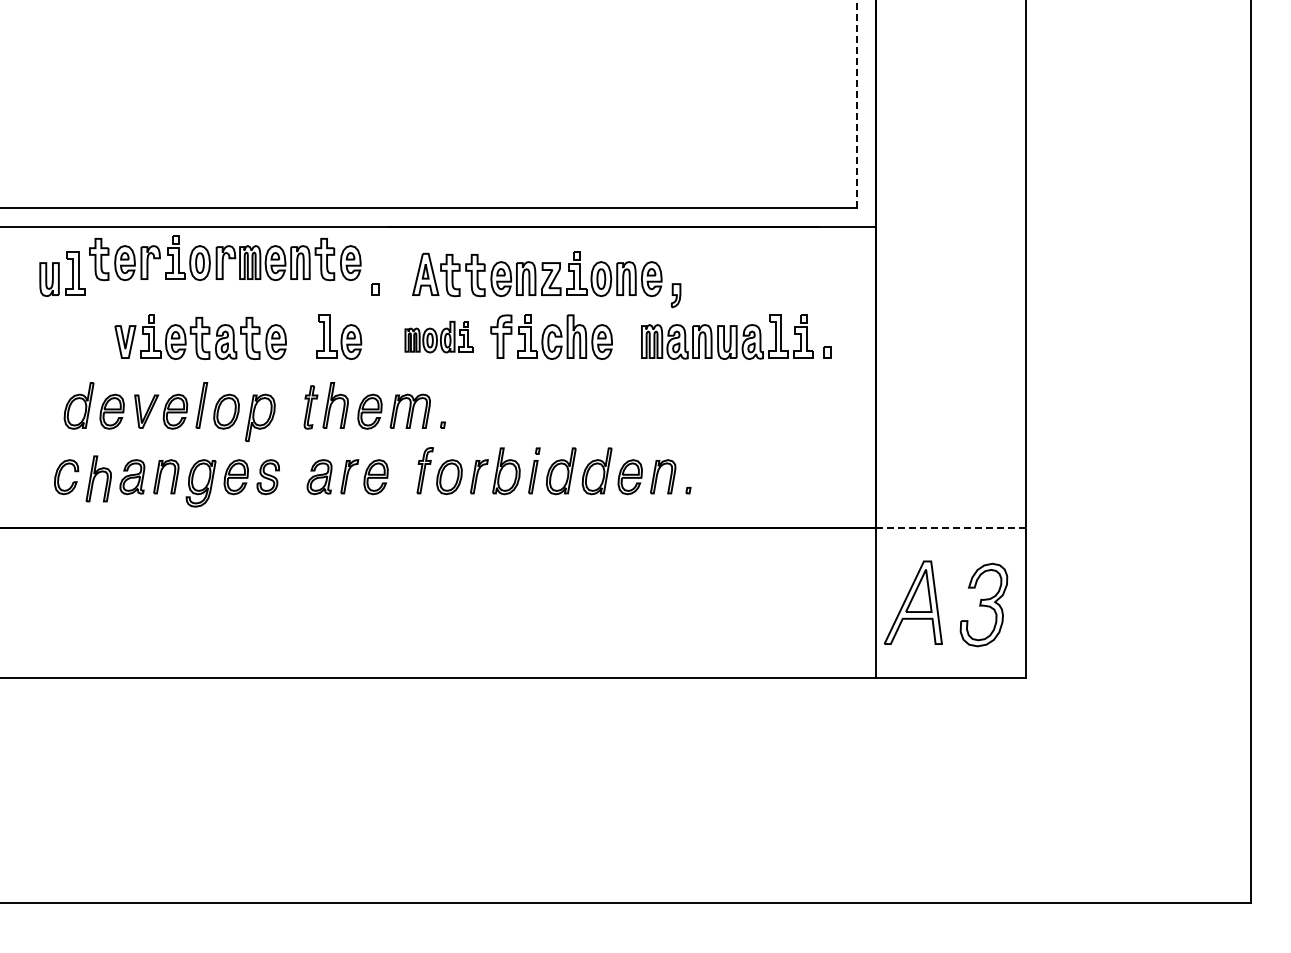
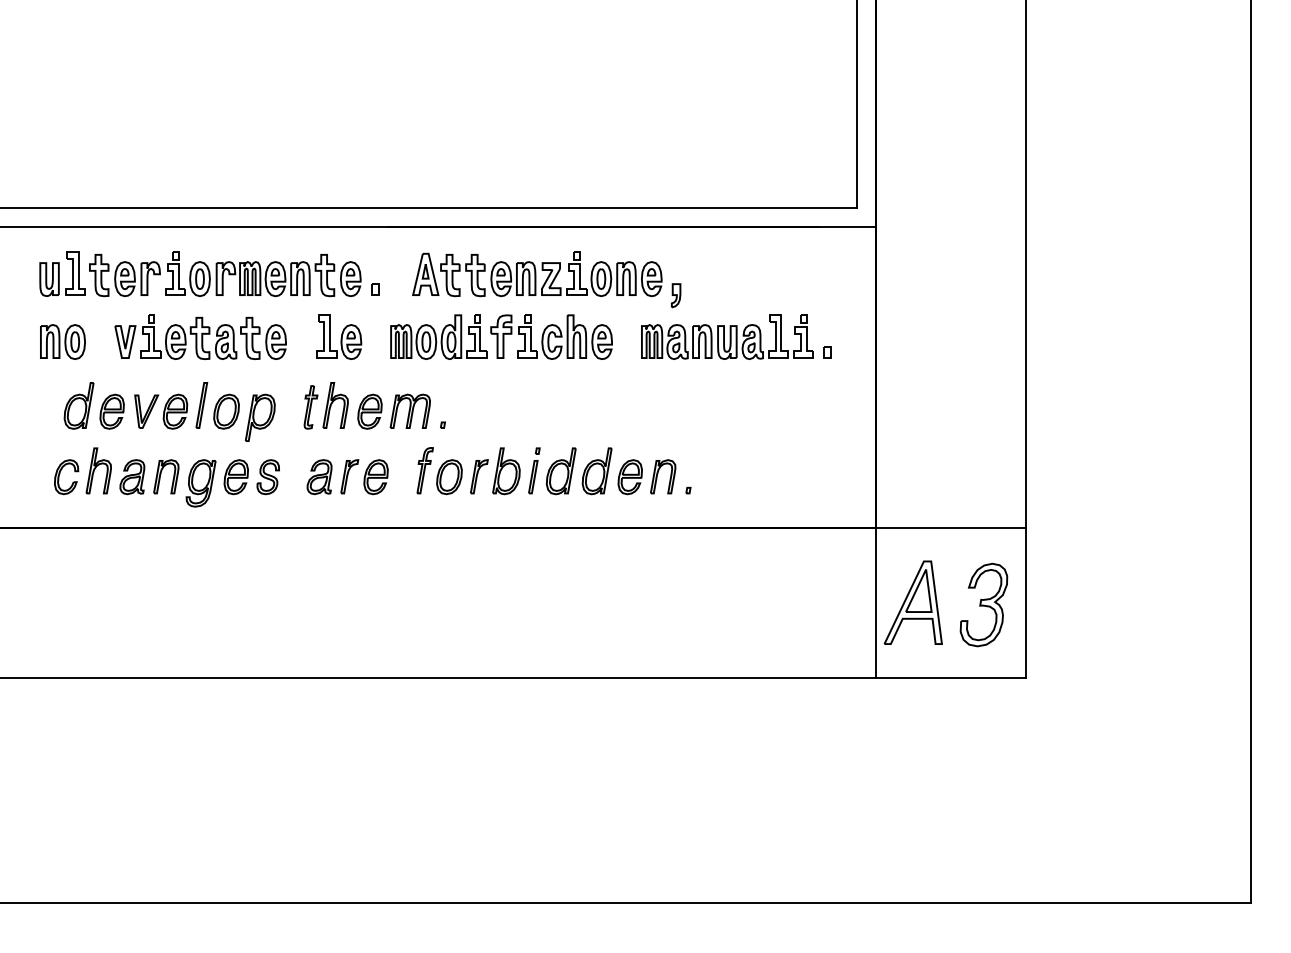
line: dashed -> solid (856, 104)
part position: (225, 258) -> (225, 274) (225, 274)
part size: 70x34 px -> 98x46 px (438, 336)
part: none -> present (62, 341)
part position: (98, 478) -> (98, 470) (98, 470)
line: dashed -> solid (951, 527)
